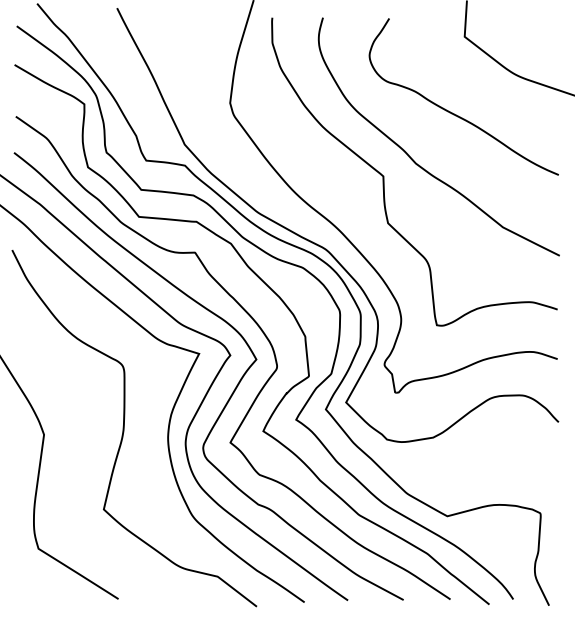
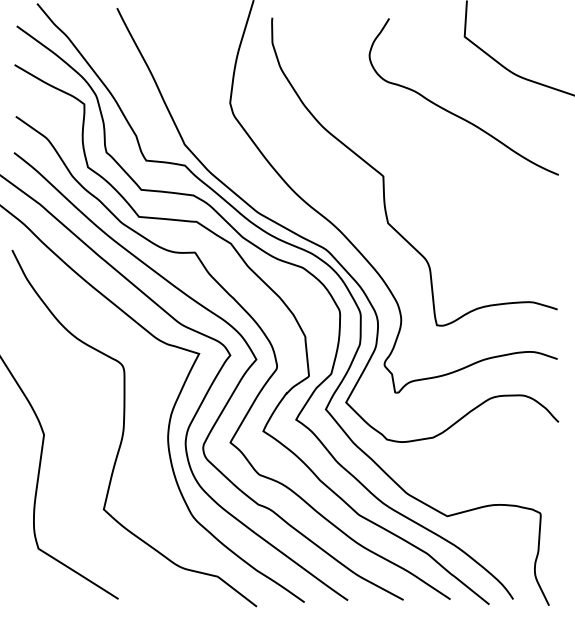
curve: present -> none (414, 160)
